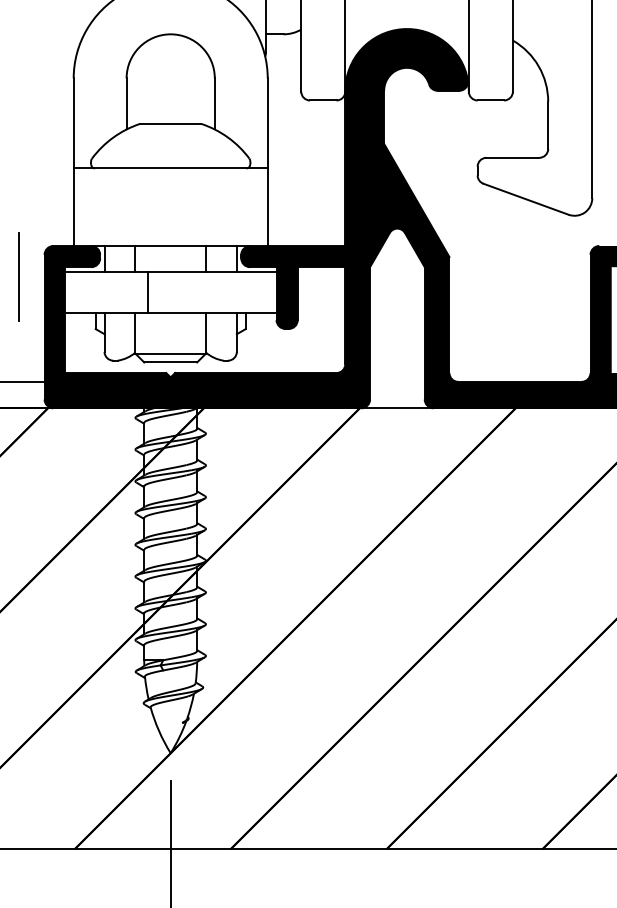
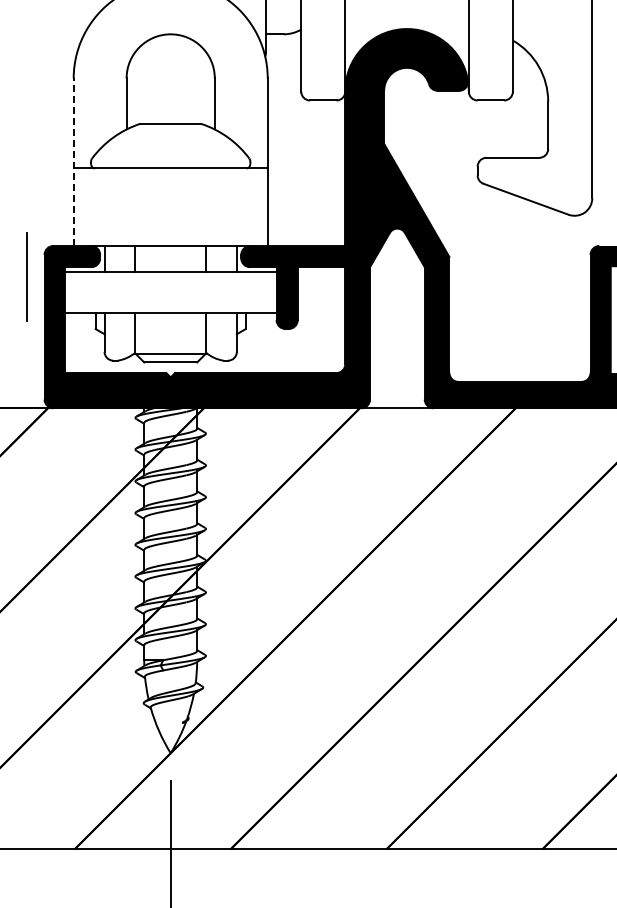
line: solid -> dashed (73, 162)
line position: (18, 276) -> (26, 276) (26, 276)
line: present -> none (148, 292)
line: present -> none (23, 381)
